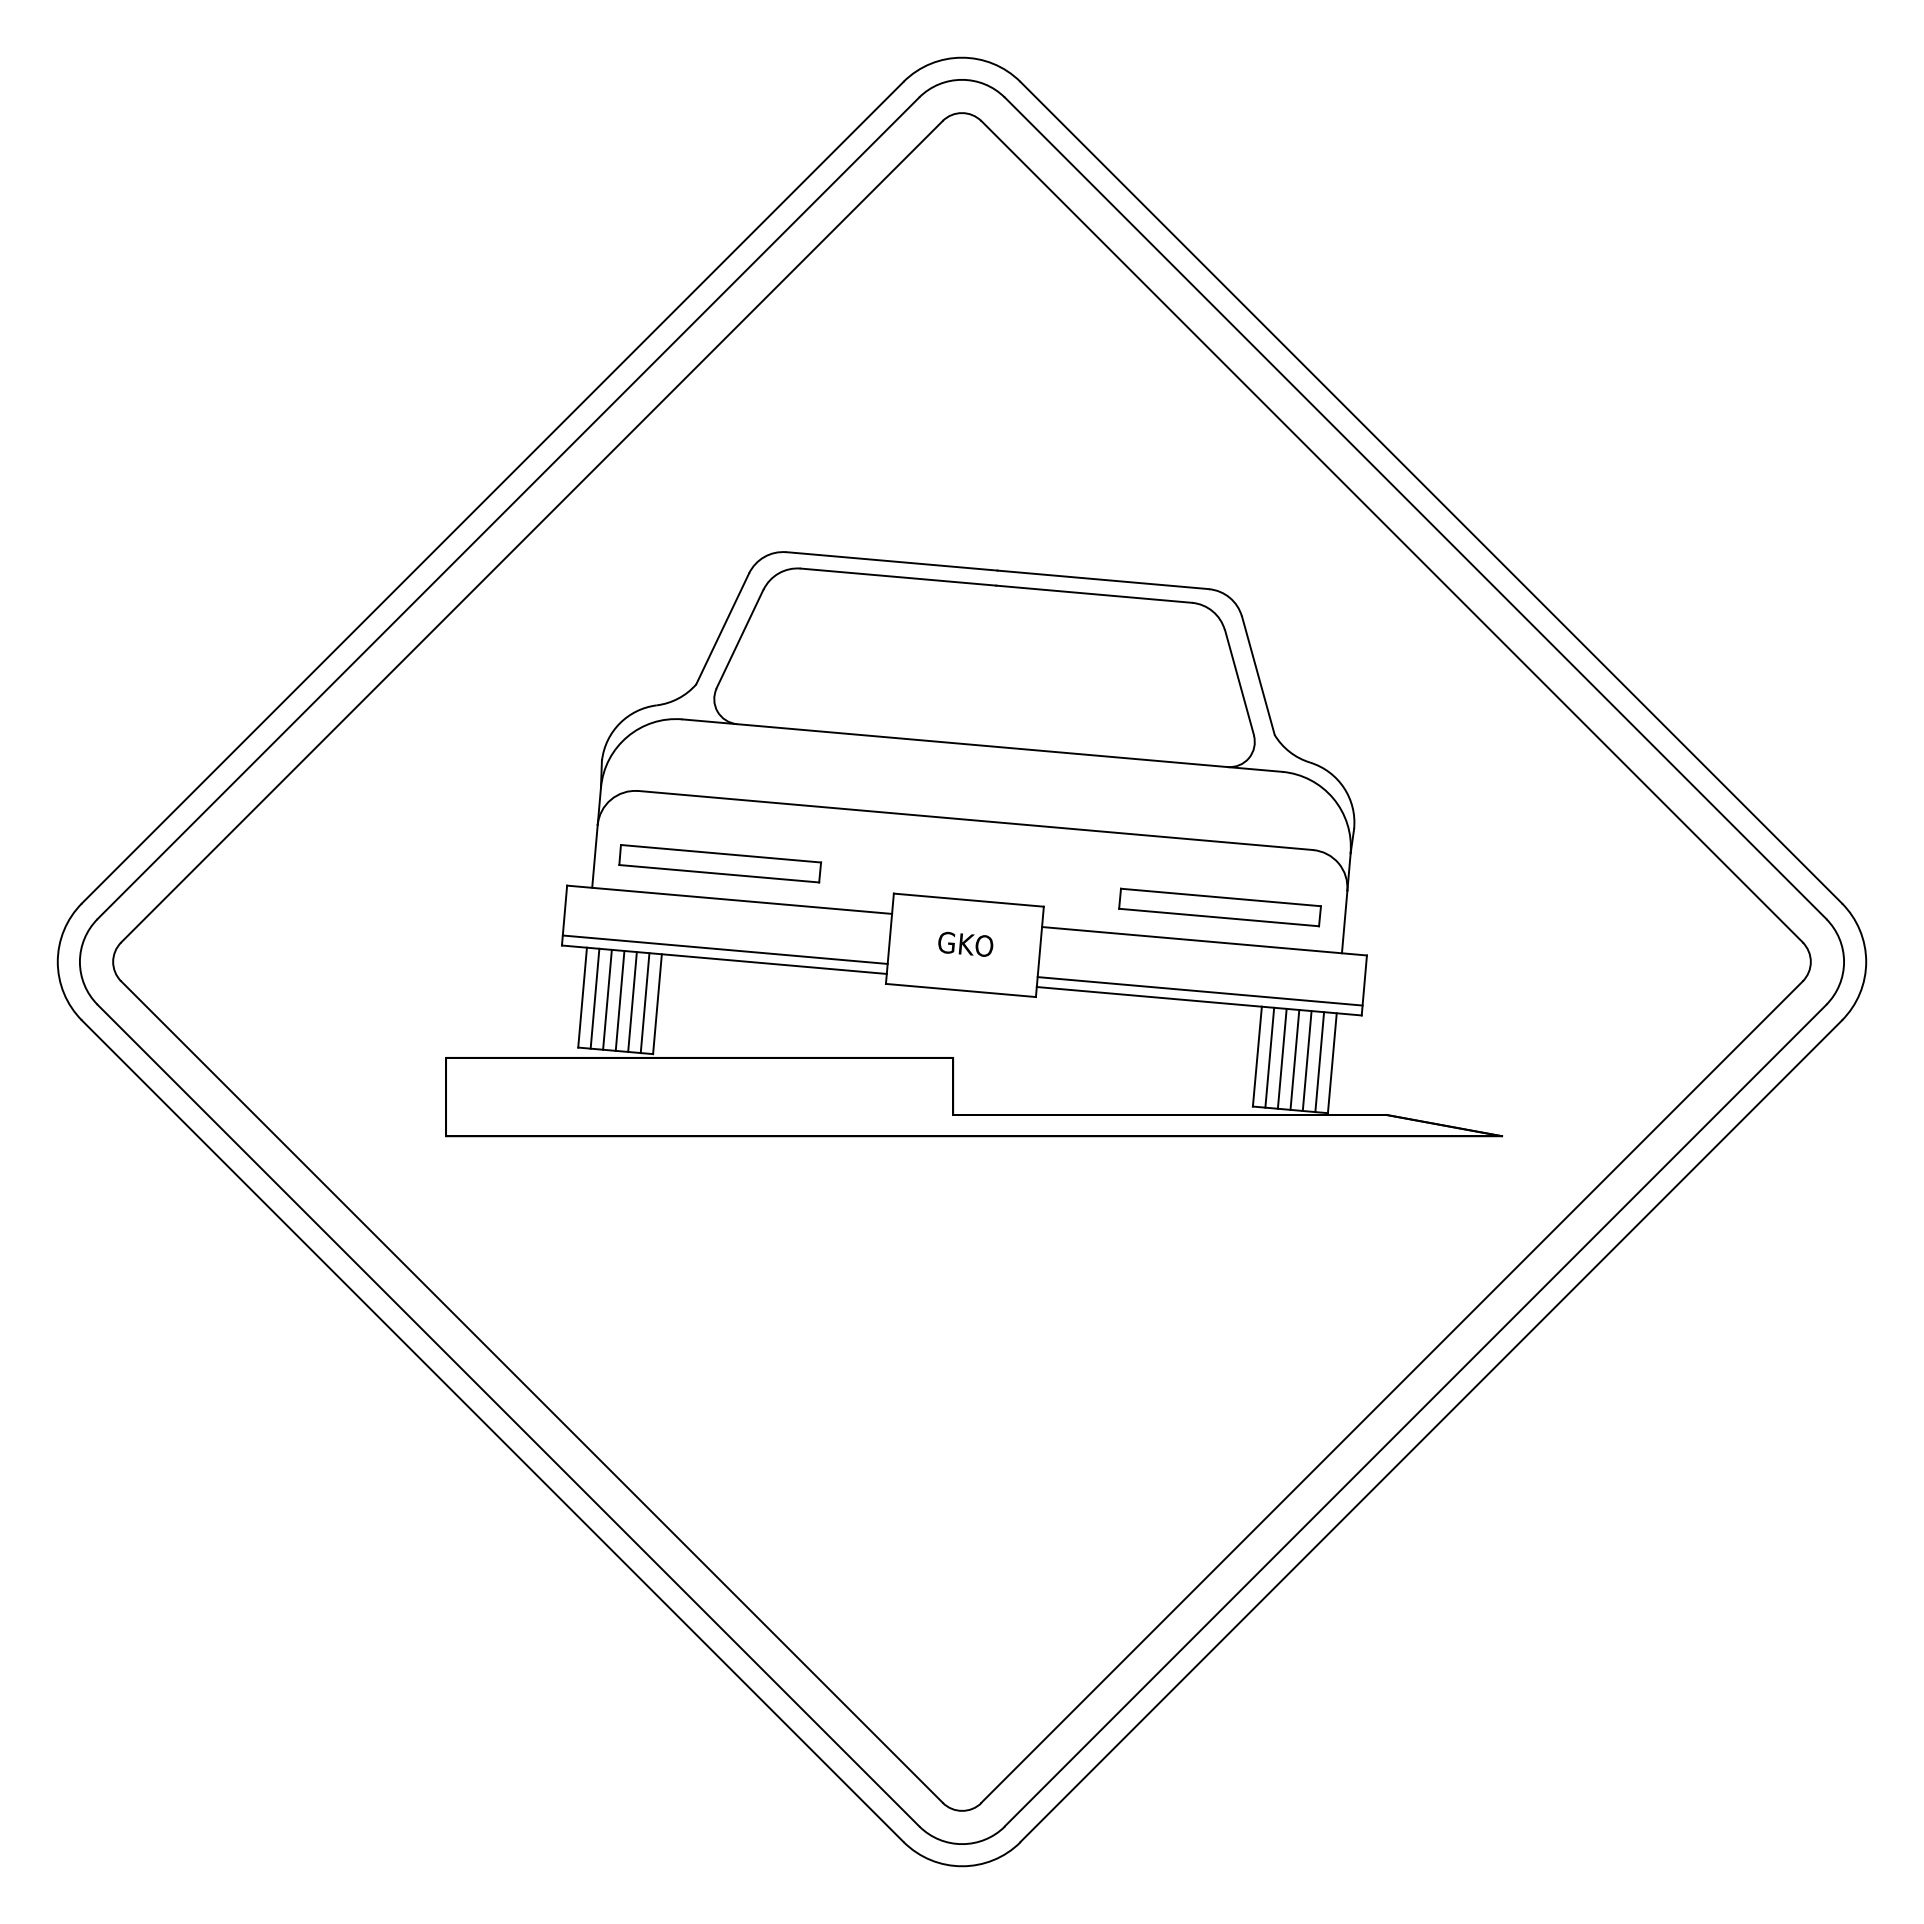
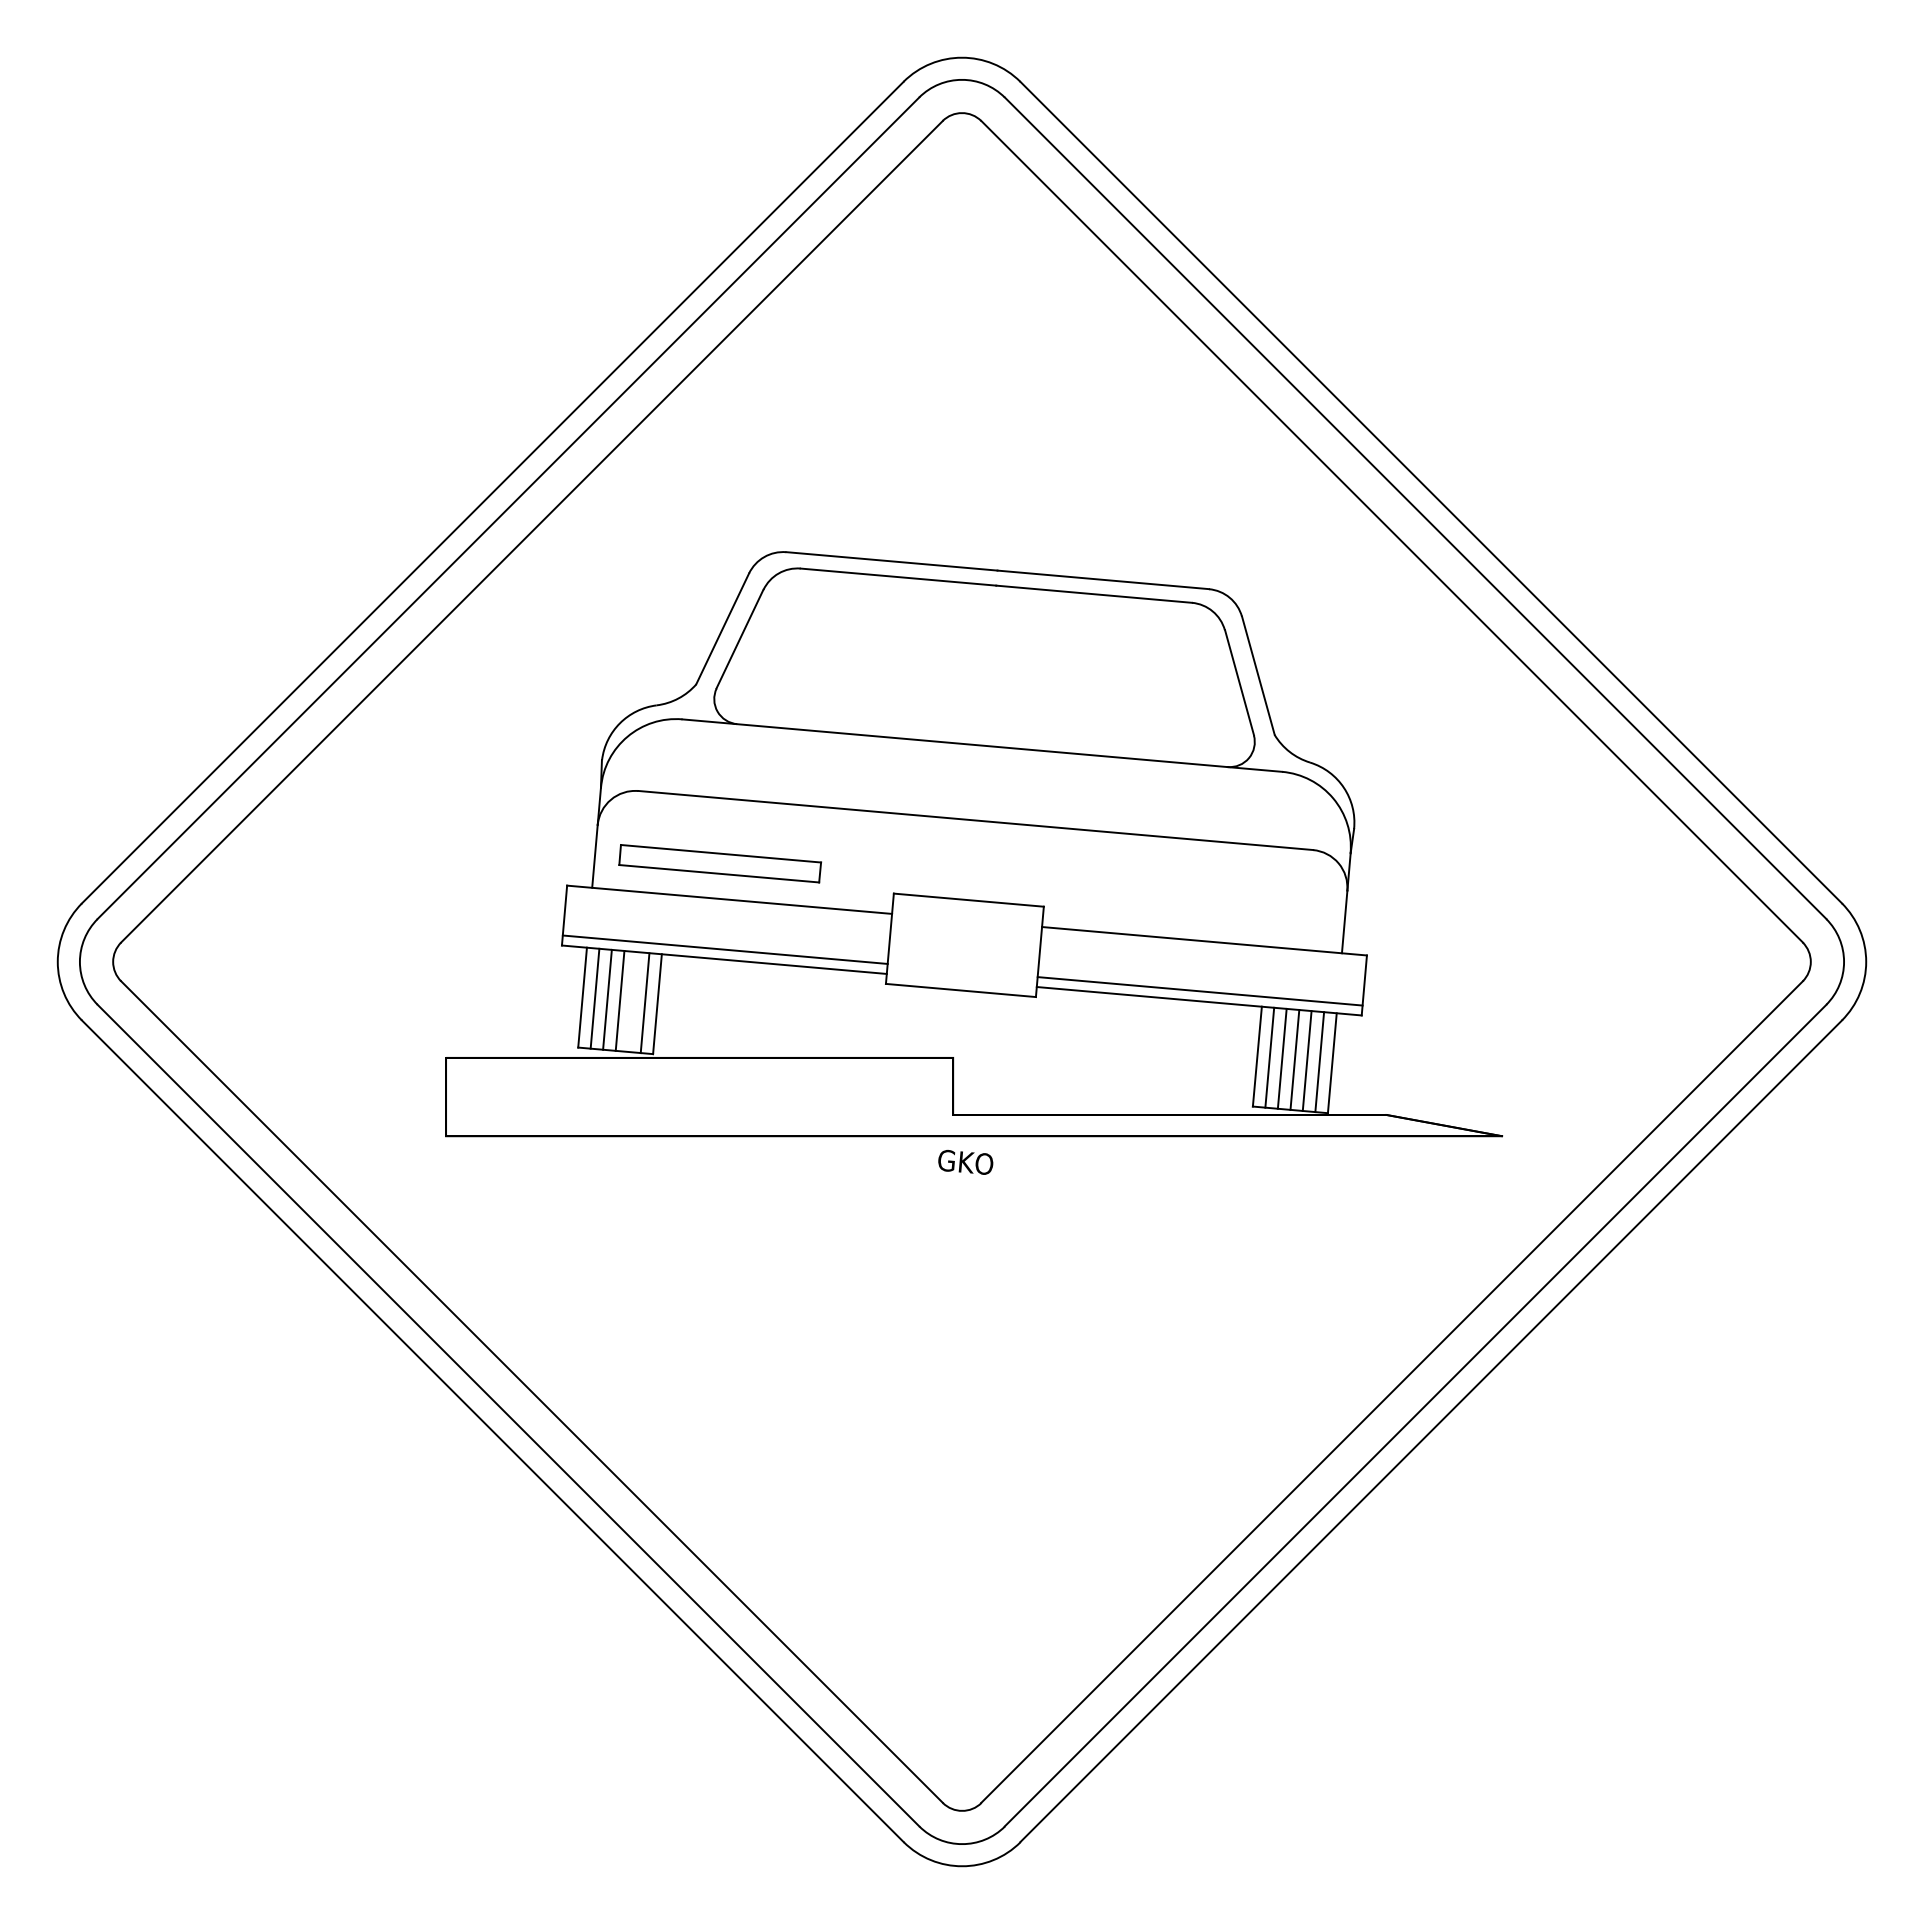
part: present -> none (1219, 907)
text position: (965, 944) -> (965, 1162) (965, 1162)
line: present -> none (632, 1001)
